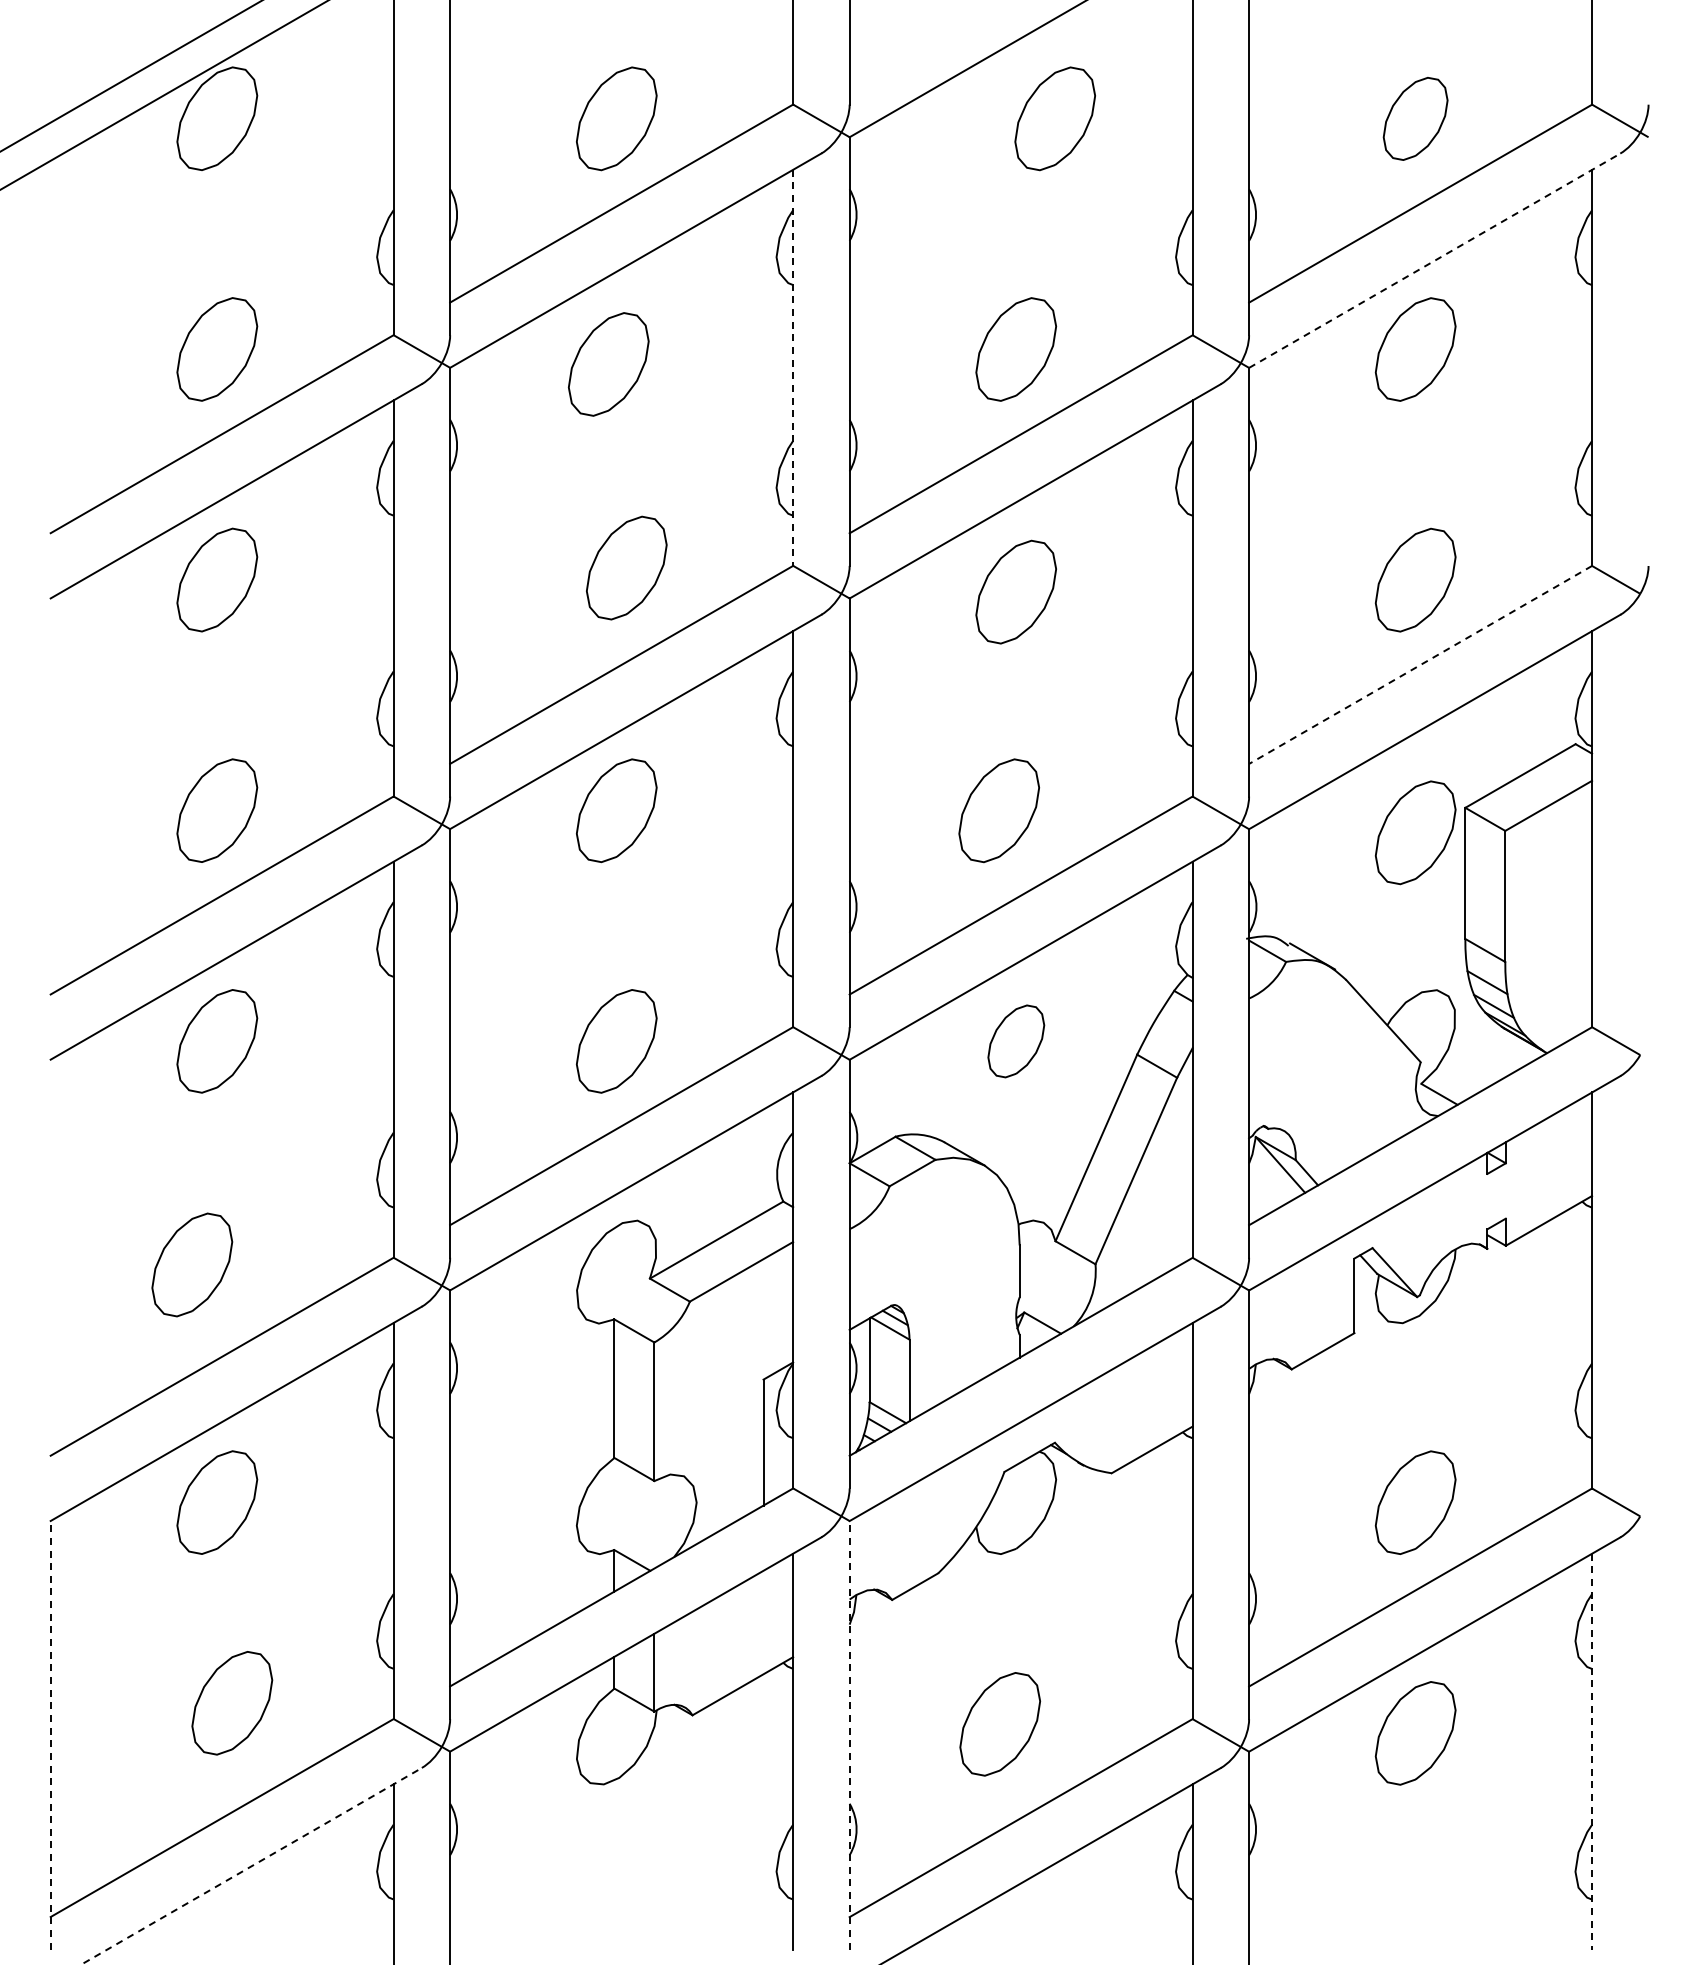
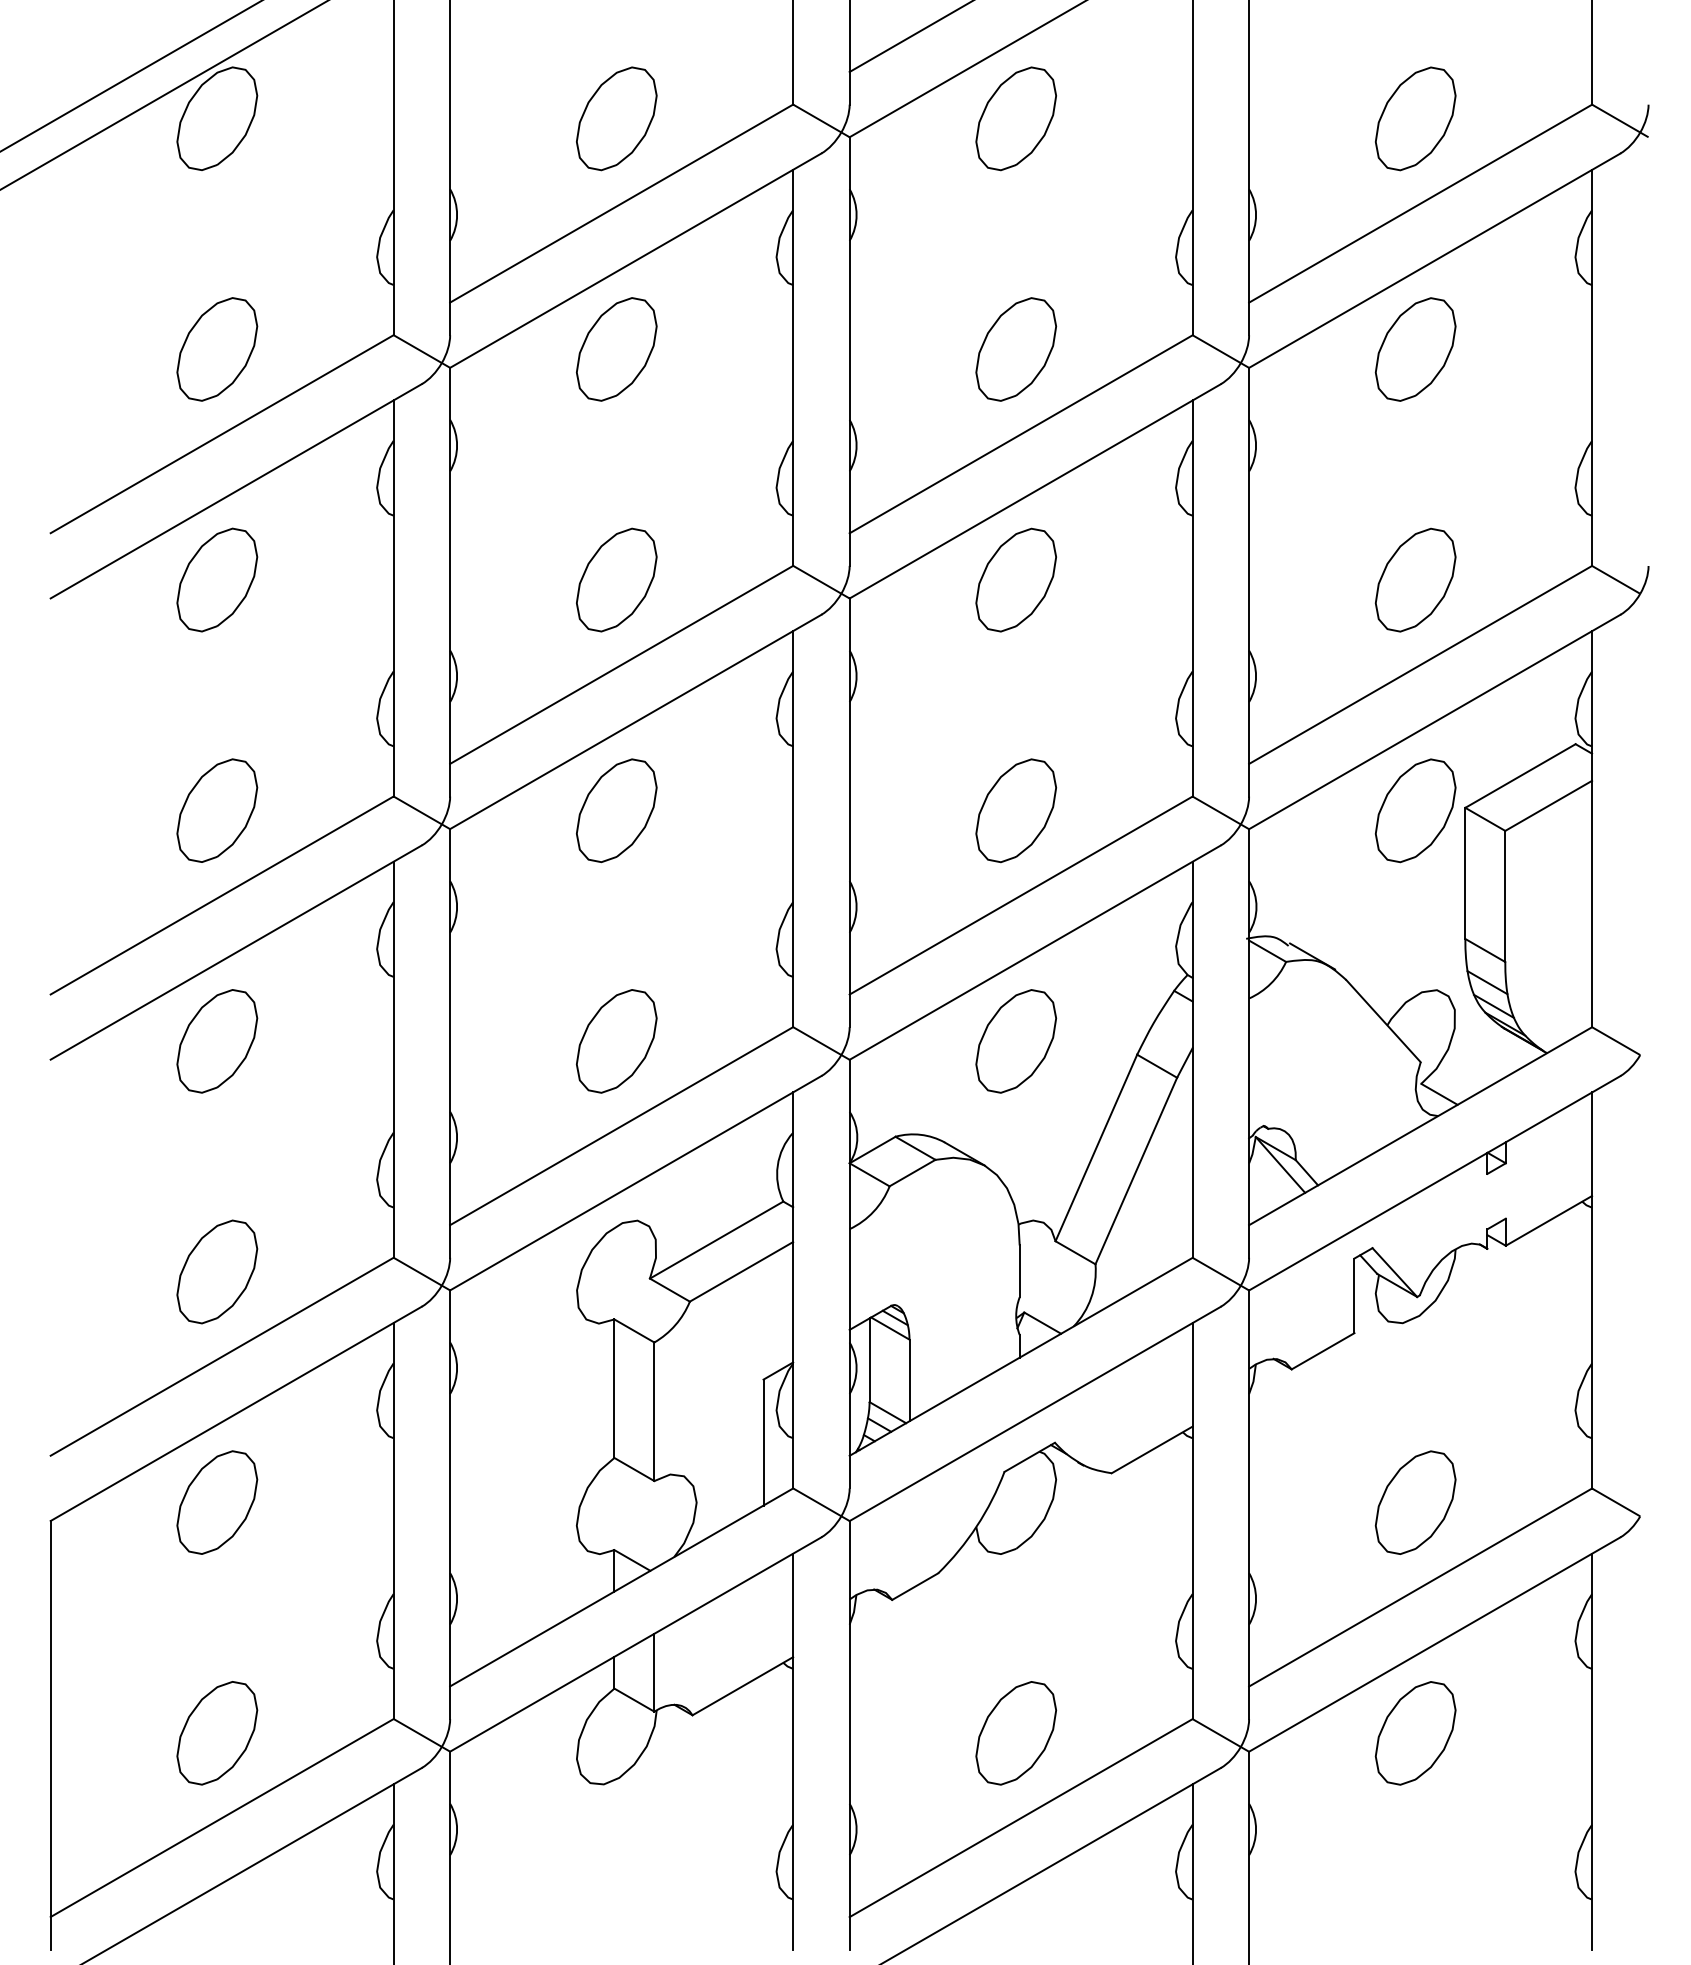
line: none -> present (909, 37)
part position: (1054, 118) -> (1015, 118) (1015, 118)
part size: 67x84 px -> 83x106 px (1415, 118)
line: dashed -> solid (1435, 260)
part position: (608, 364) -> (616, 349) (616, 349)
line: dashed -> solid (793, 368)
part position: (626, 567) -> (616, 579) (616, 579)
part position: (1015, 591) -> (1015, 579) (1015, 579)
line: dashed -> solid (1420, 665)
part position: (998, 810) -> (1015, 810) (1015, 810)
part position: (1415, 832) -> (1415, 810) (1415, 810)
part size: 59x75 px -> 83x105 px (1016, 1041)
part position: (192, 1264) -> (217, 1271) (217, 1271)
part position: (232, 1703) -> (217, 1733) (217, 1733)
part position: (1000, 1724) -> (1016, 1733) (1016, 1733)
line: dashed -> solid (50, 1734)
line: dashed -> solid (849, 1734)
line: dashed -> solid (1592, 1752)
line: dashed -> solid (251, 1866)
